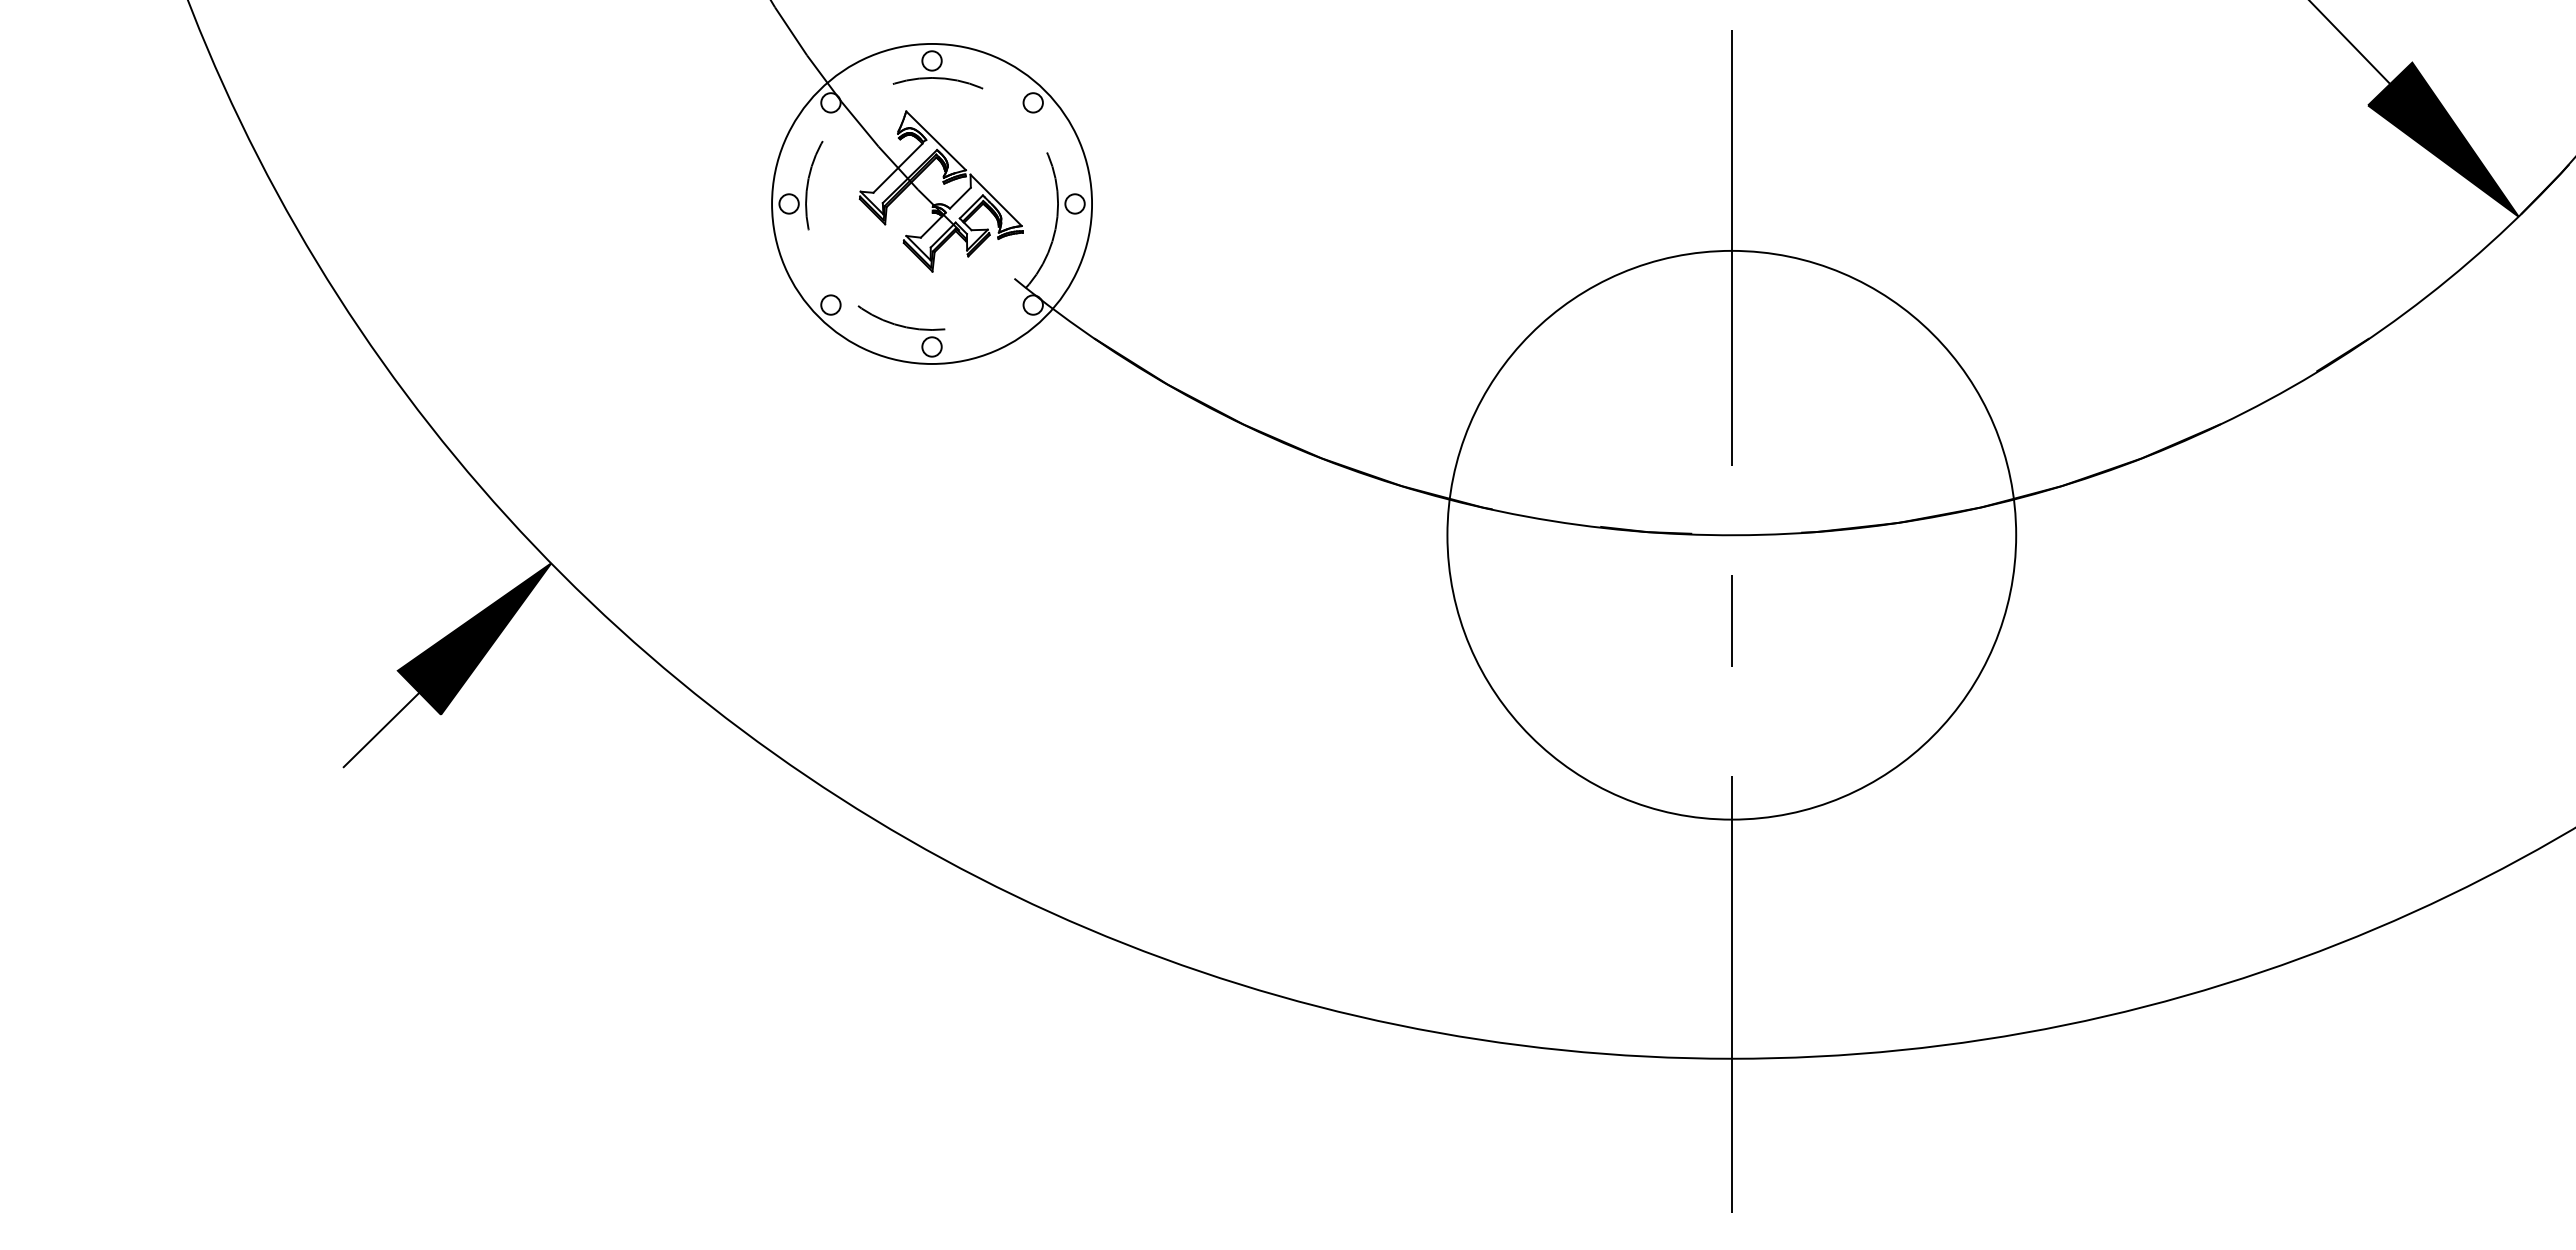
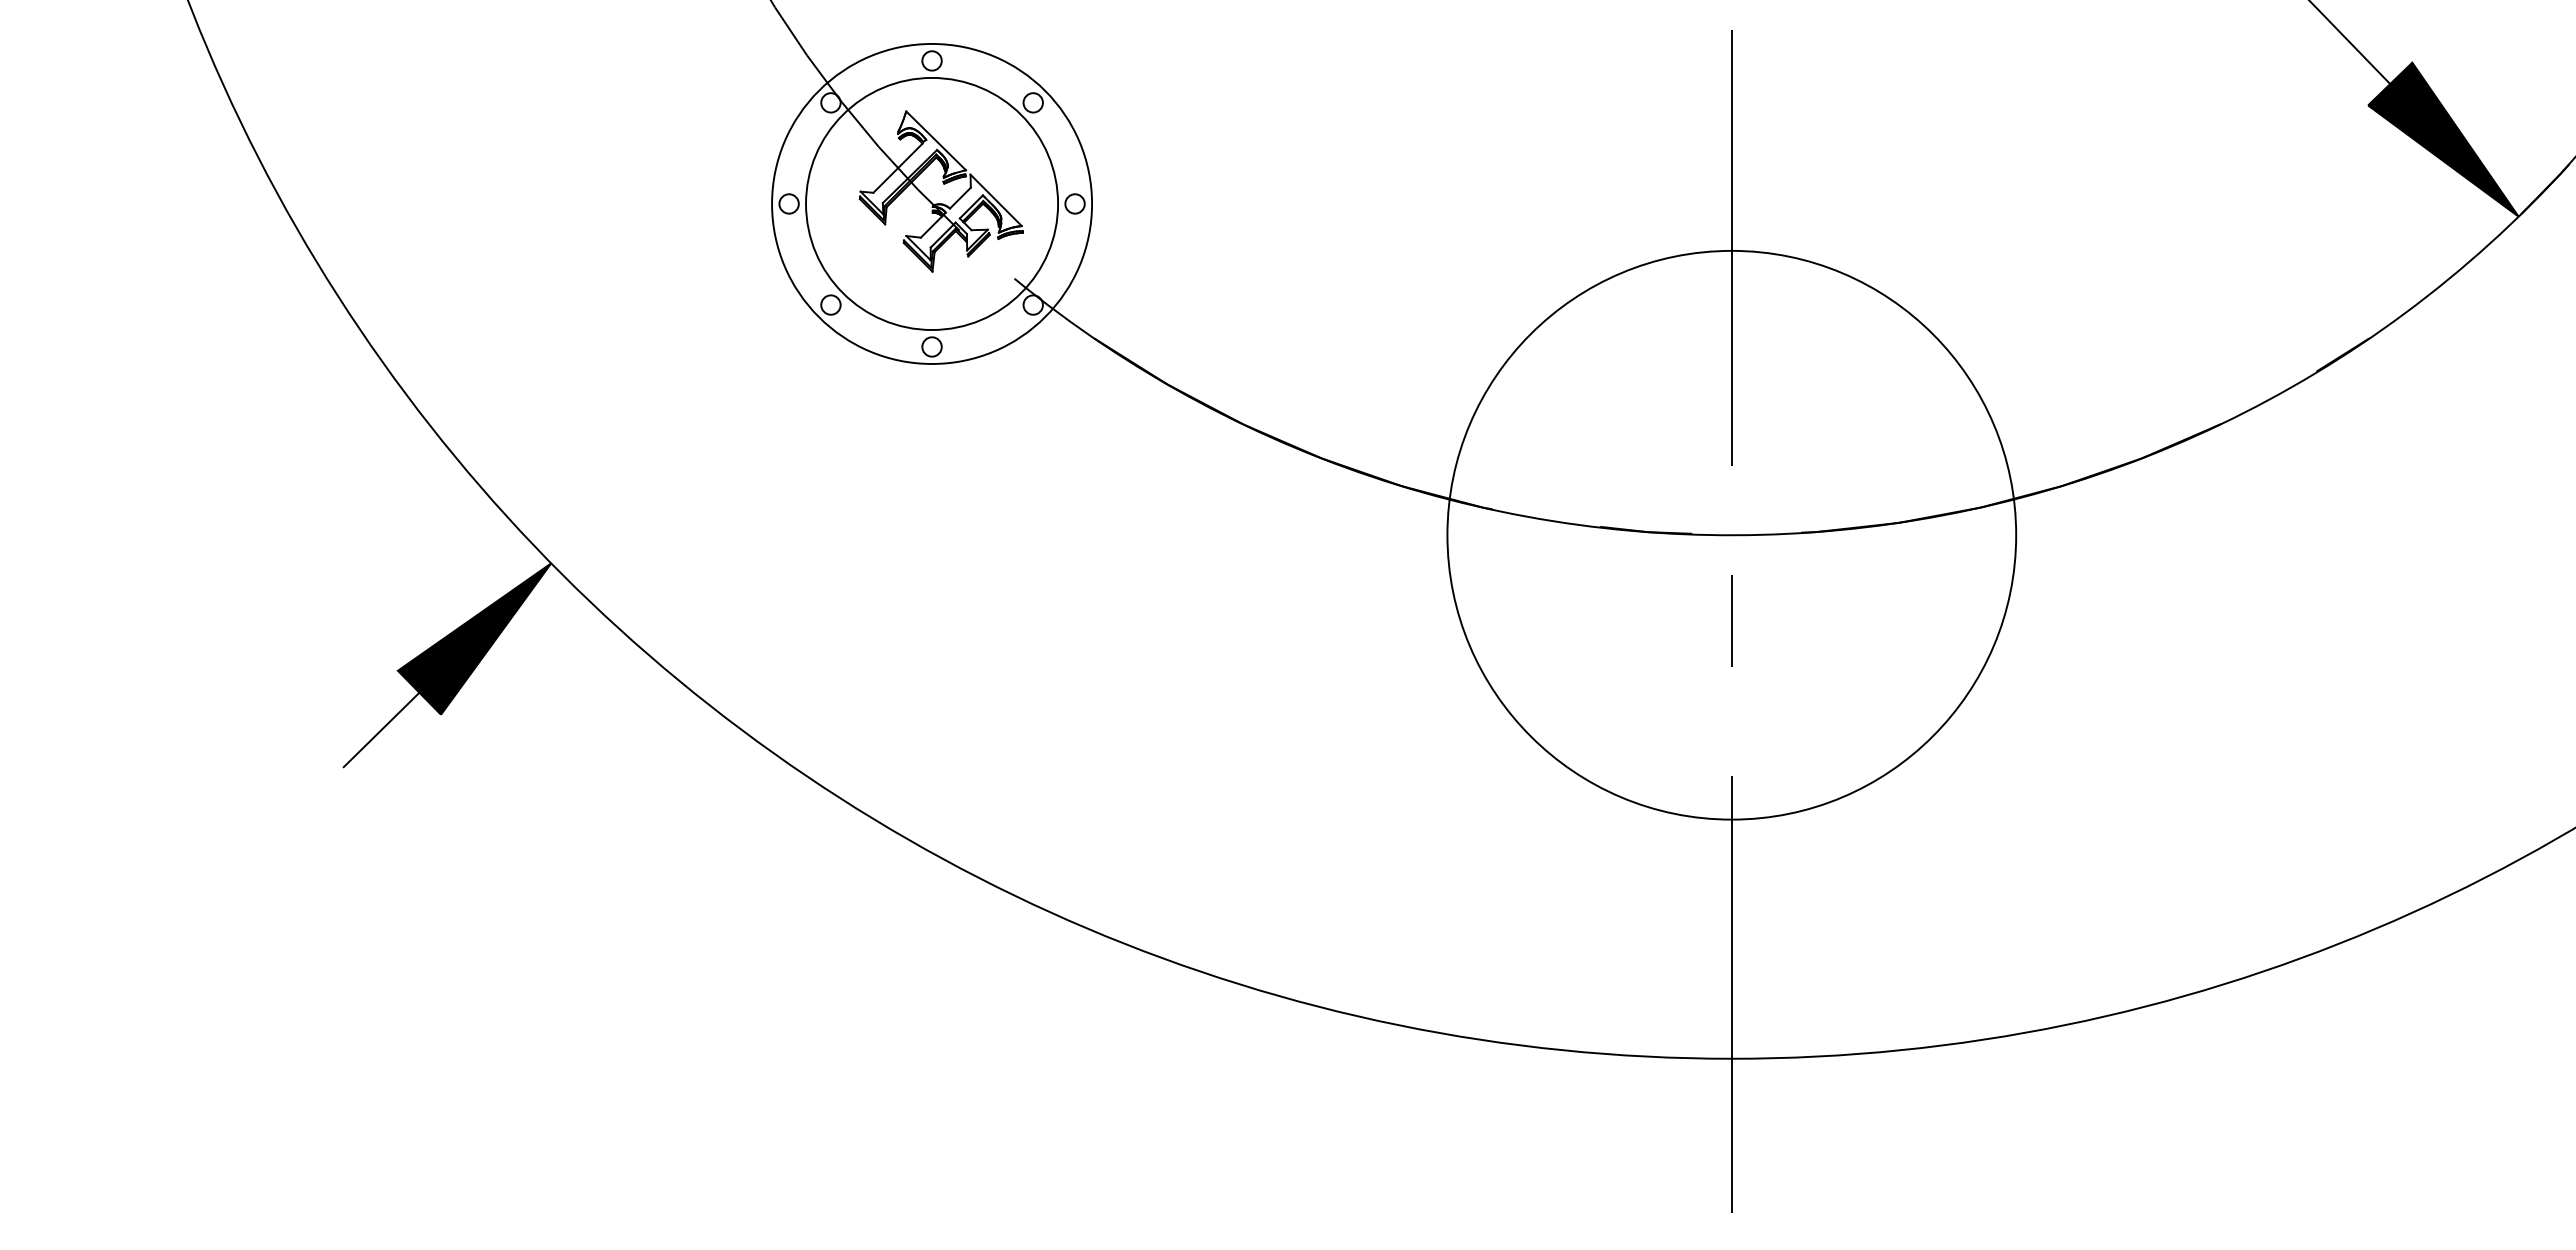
circle: dashed -> solid (932, 203)
